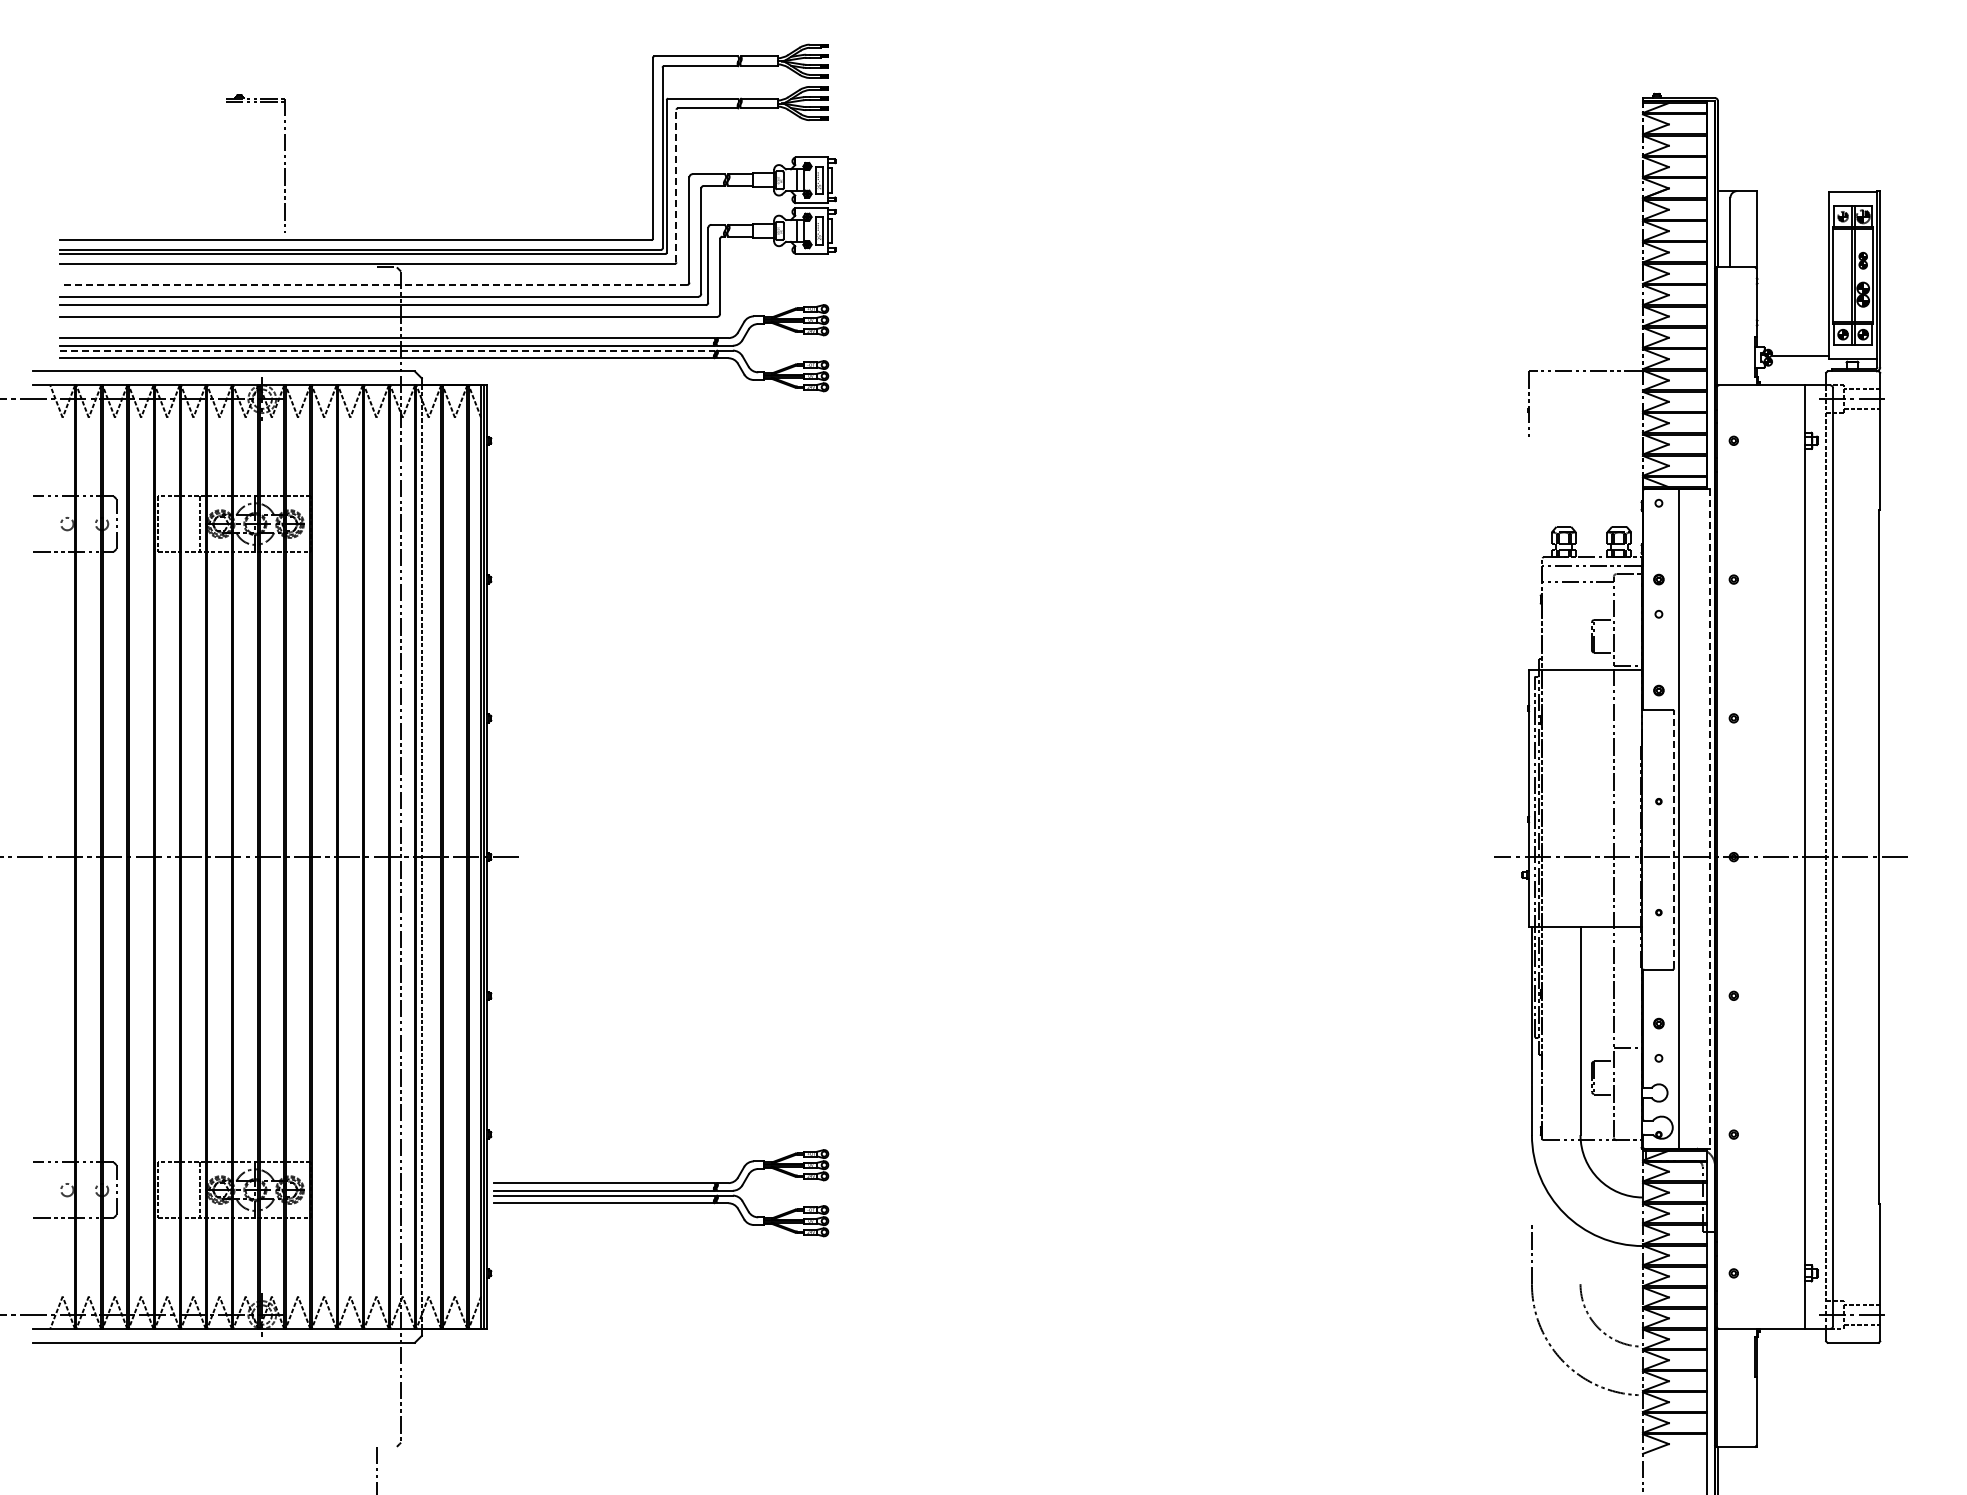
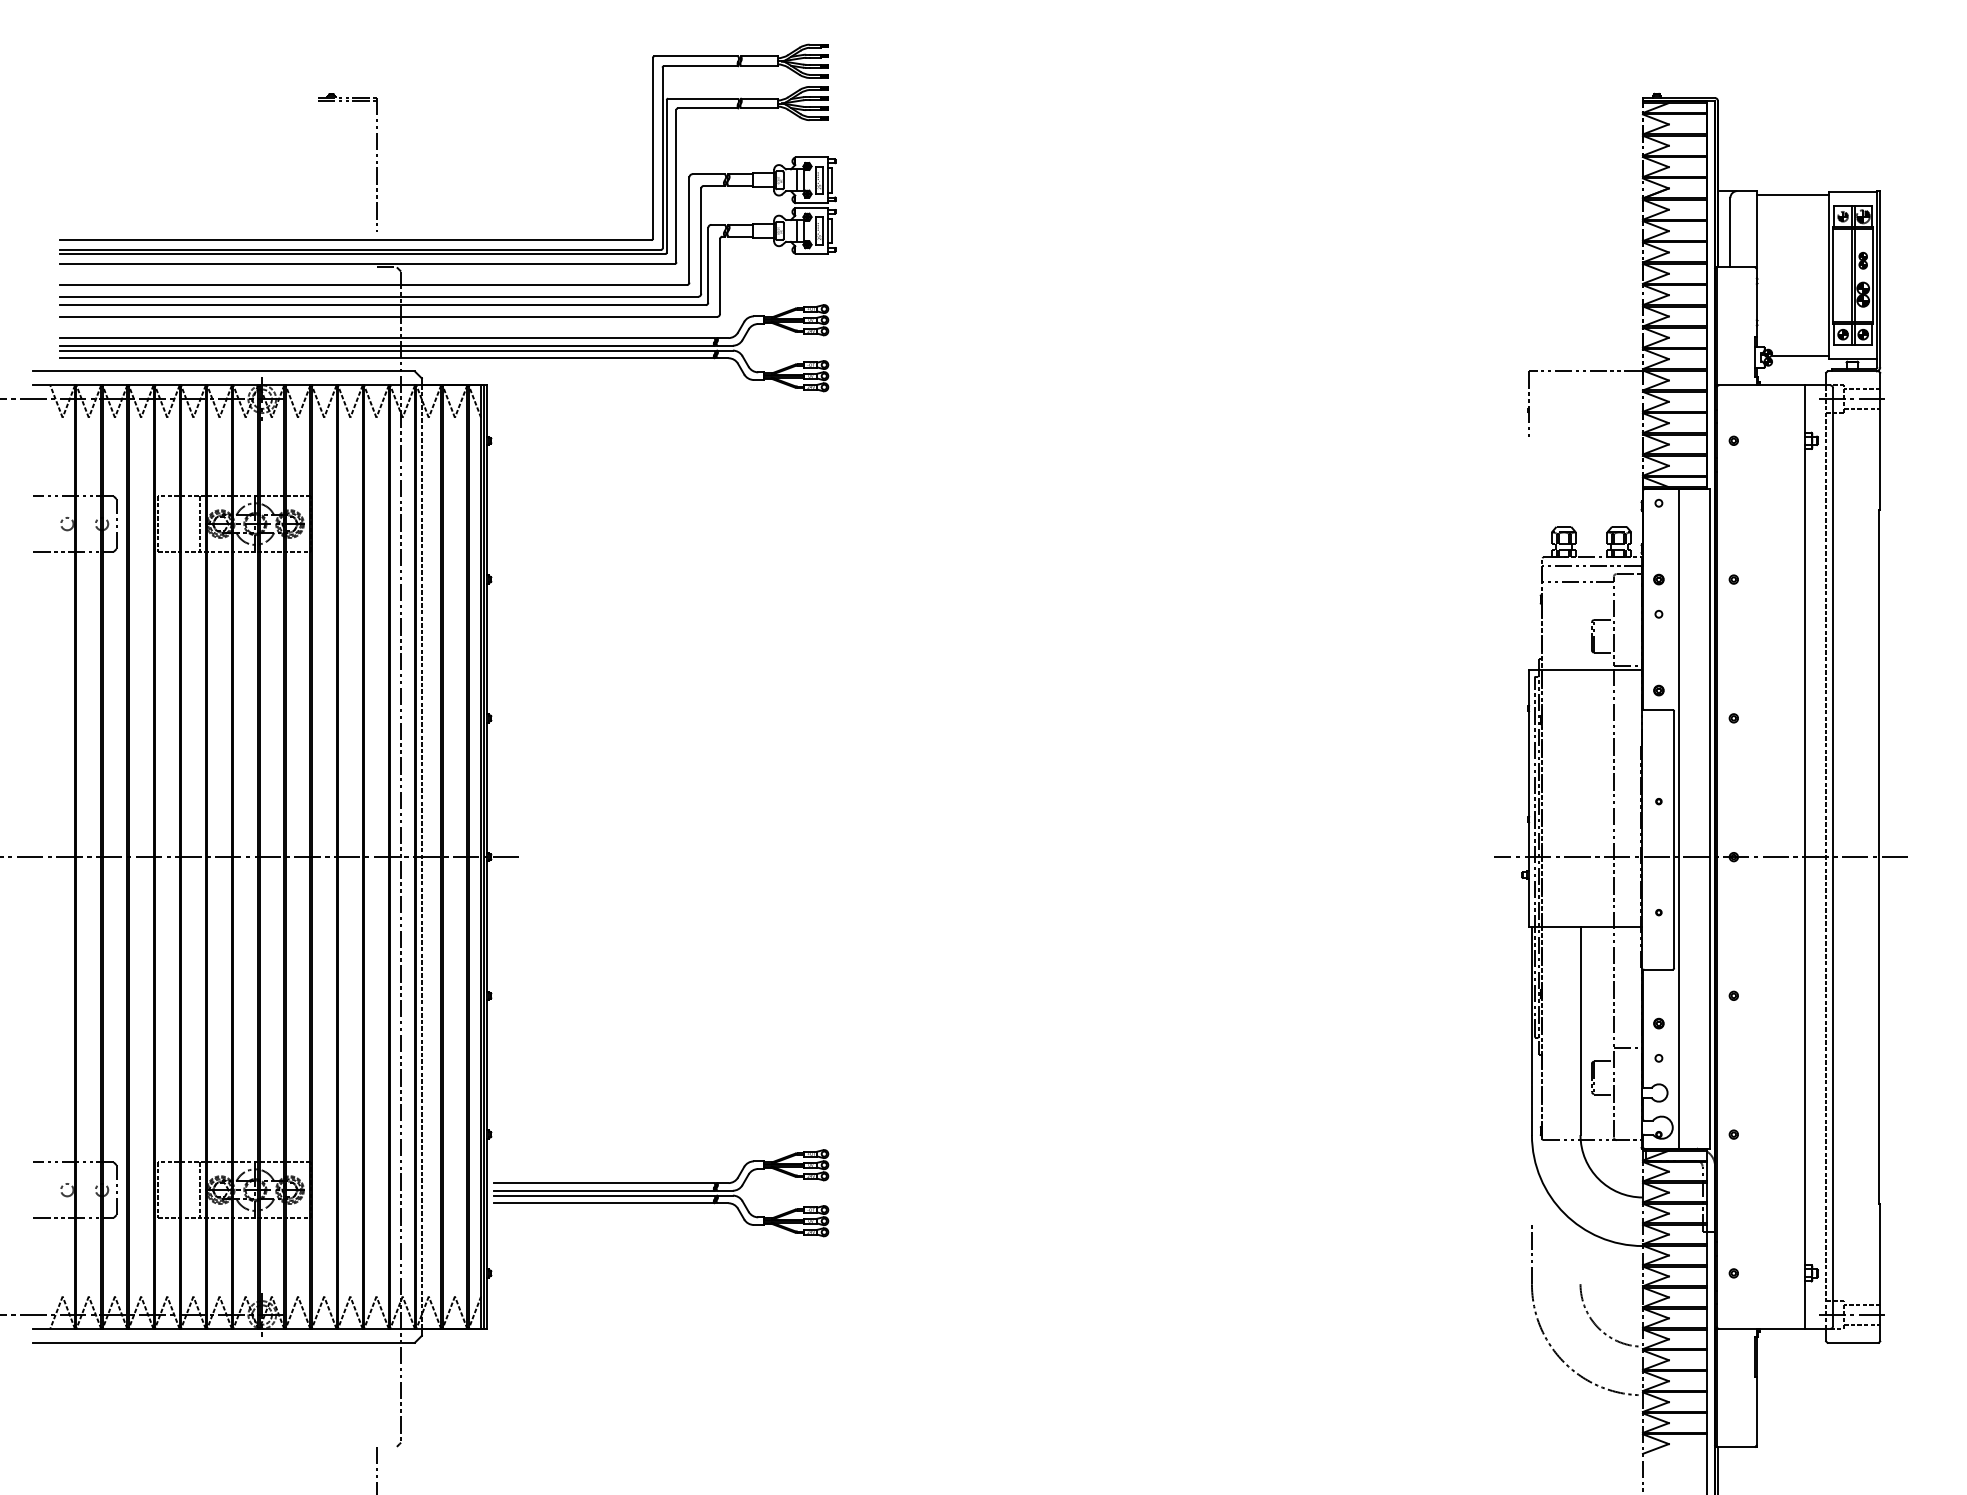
part position: (284, 163) -> (376, 162) (376, 162)
line: dashed -> solid (676, 185)
line: none -> present (1792, 195)
line: dashed -> solid (373, 285)
line: dashed -> solid (387, 350)
line: dashed -> solid (1709, 818)
line: dashed -> solid (1674, 839)
